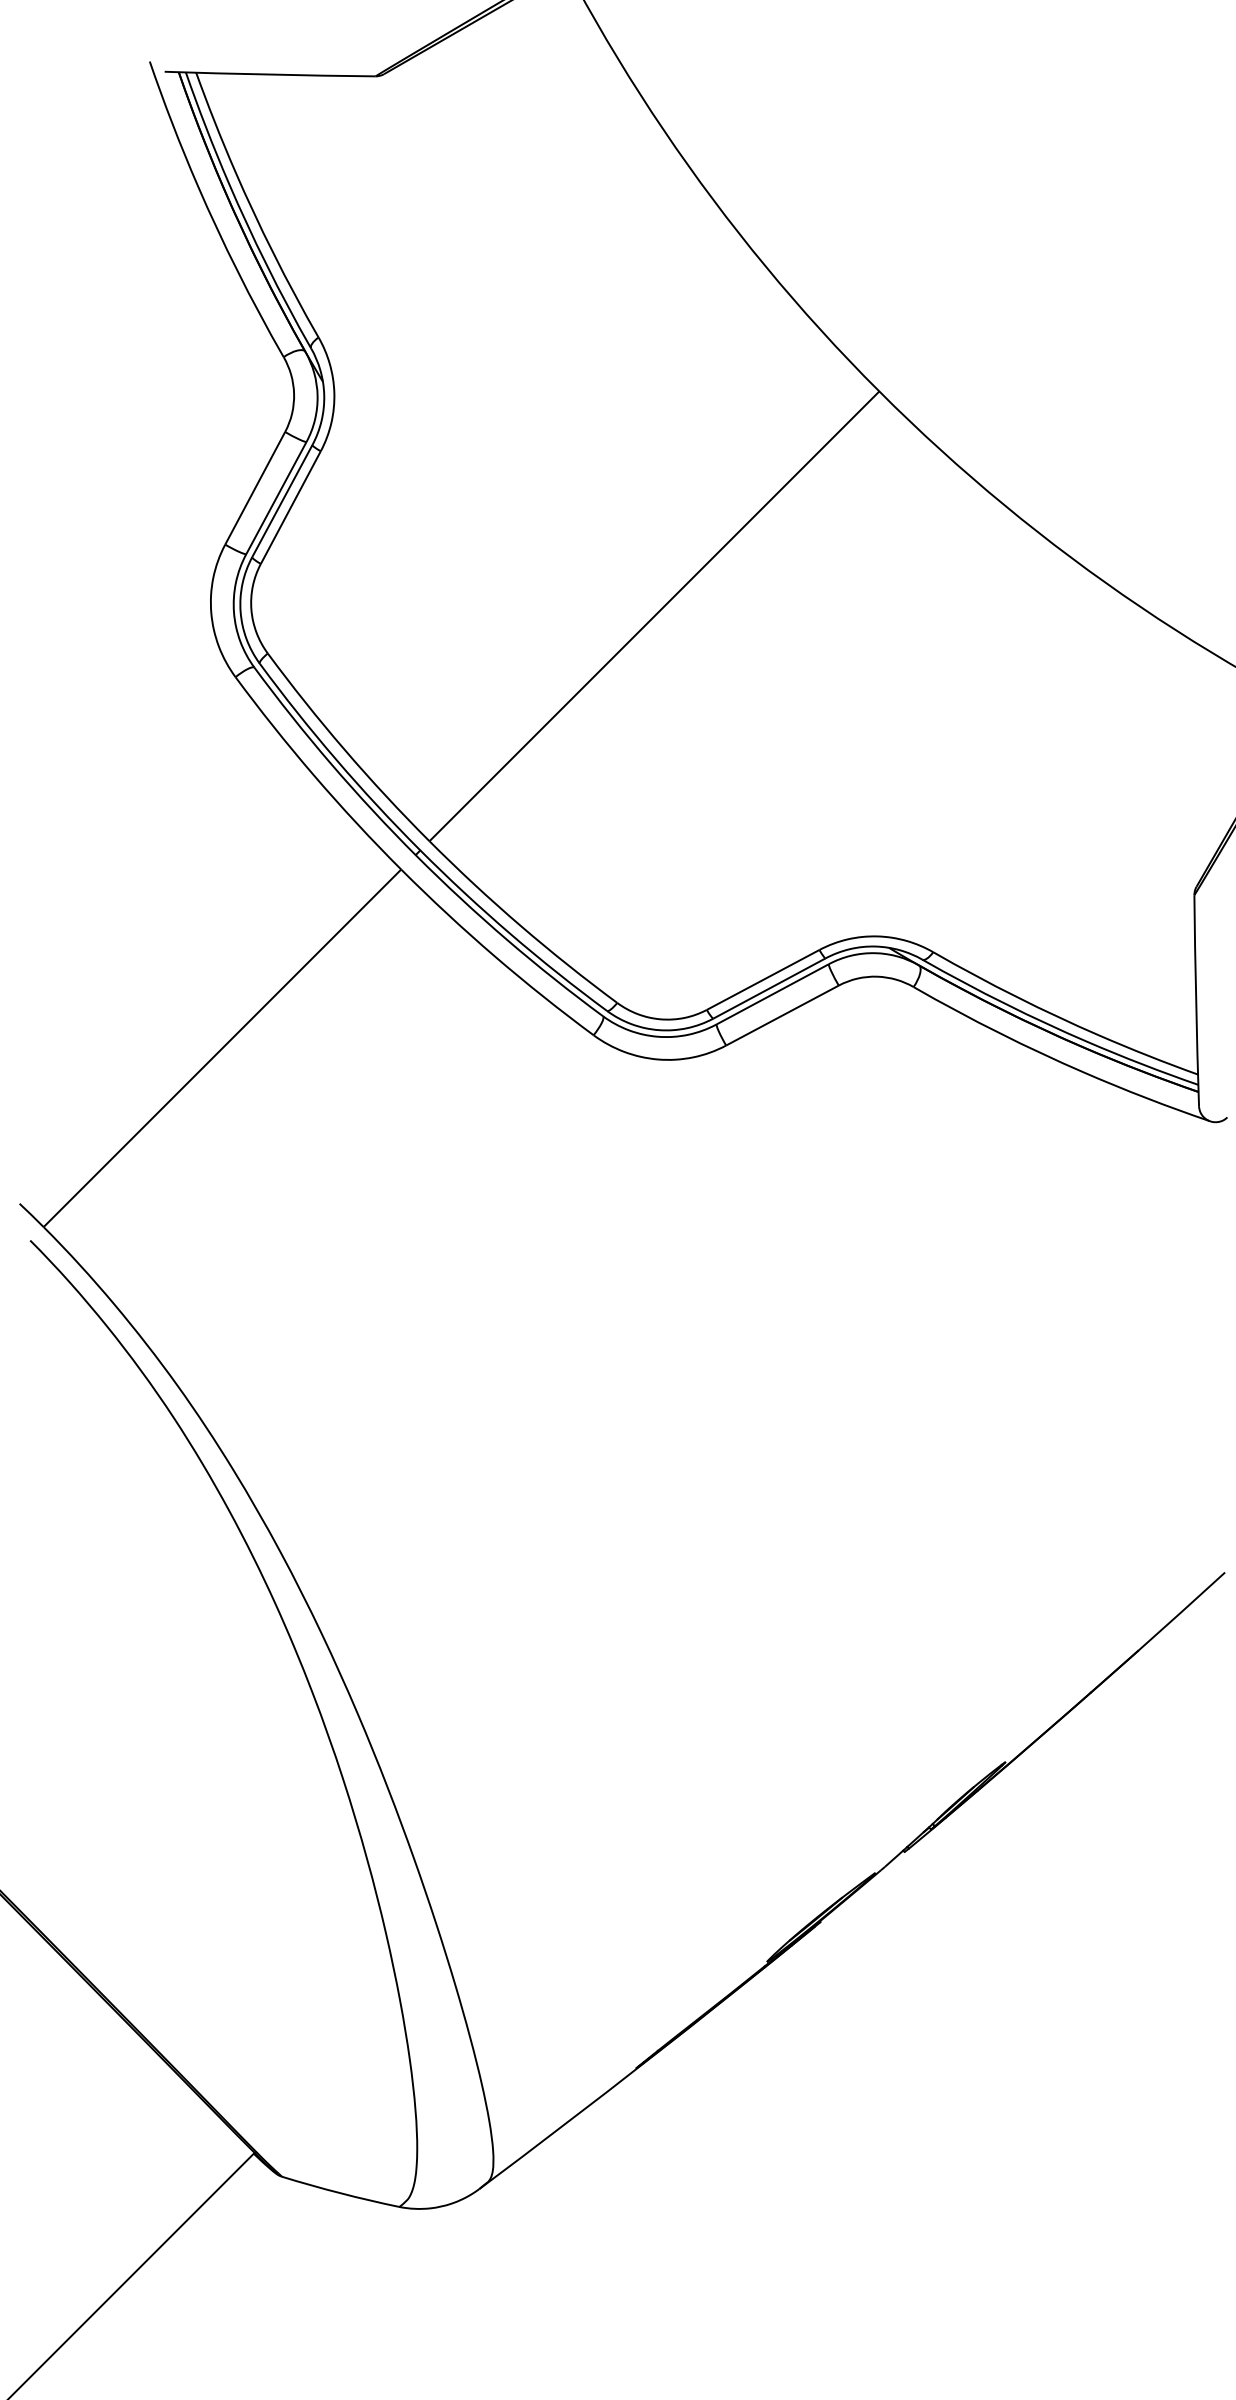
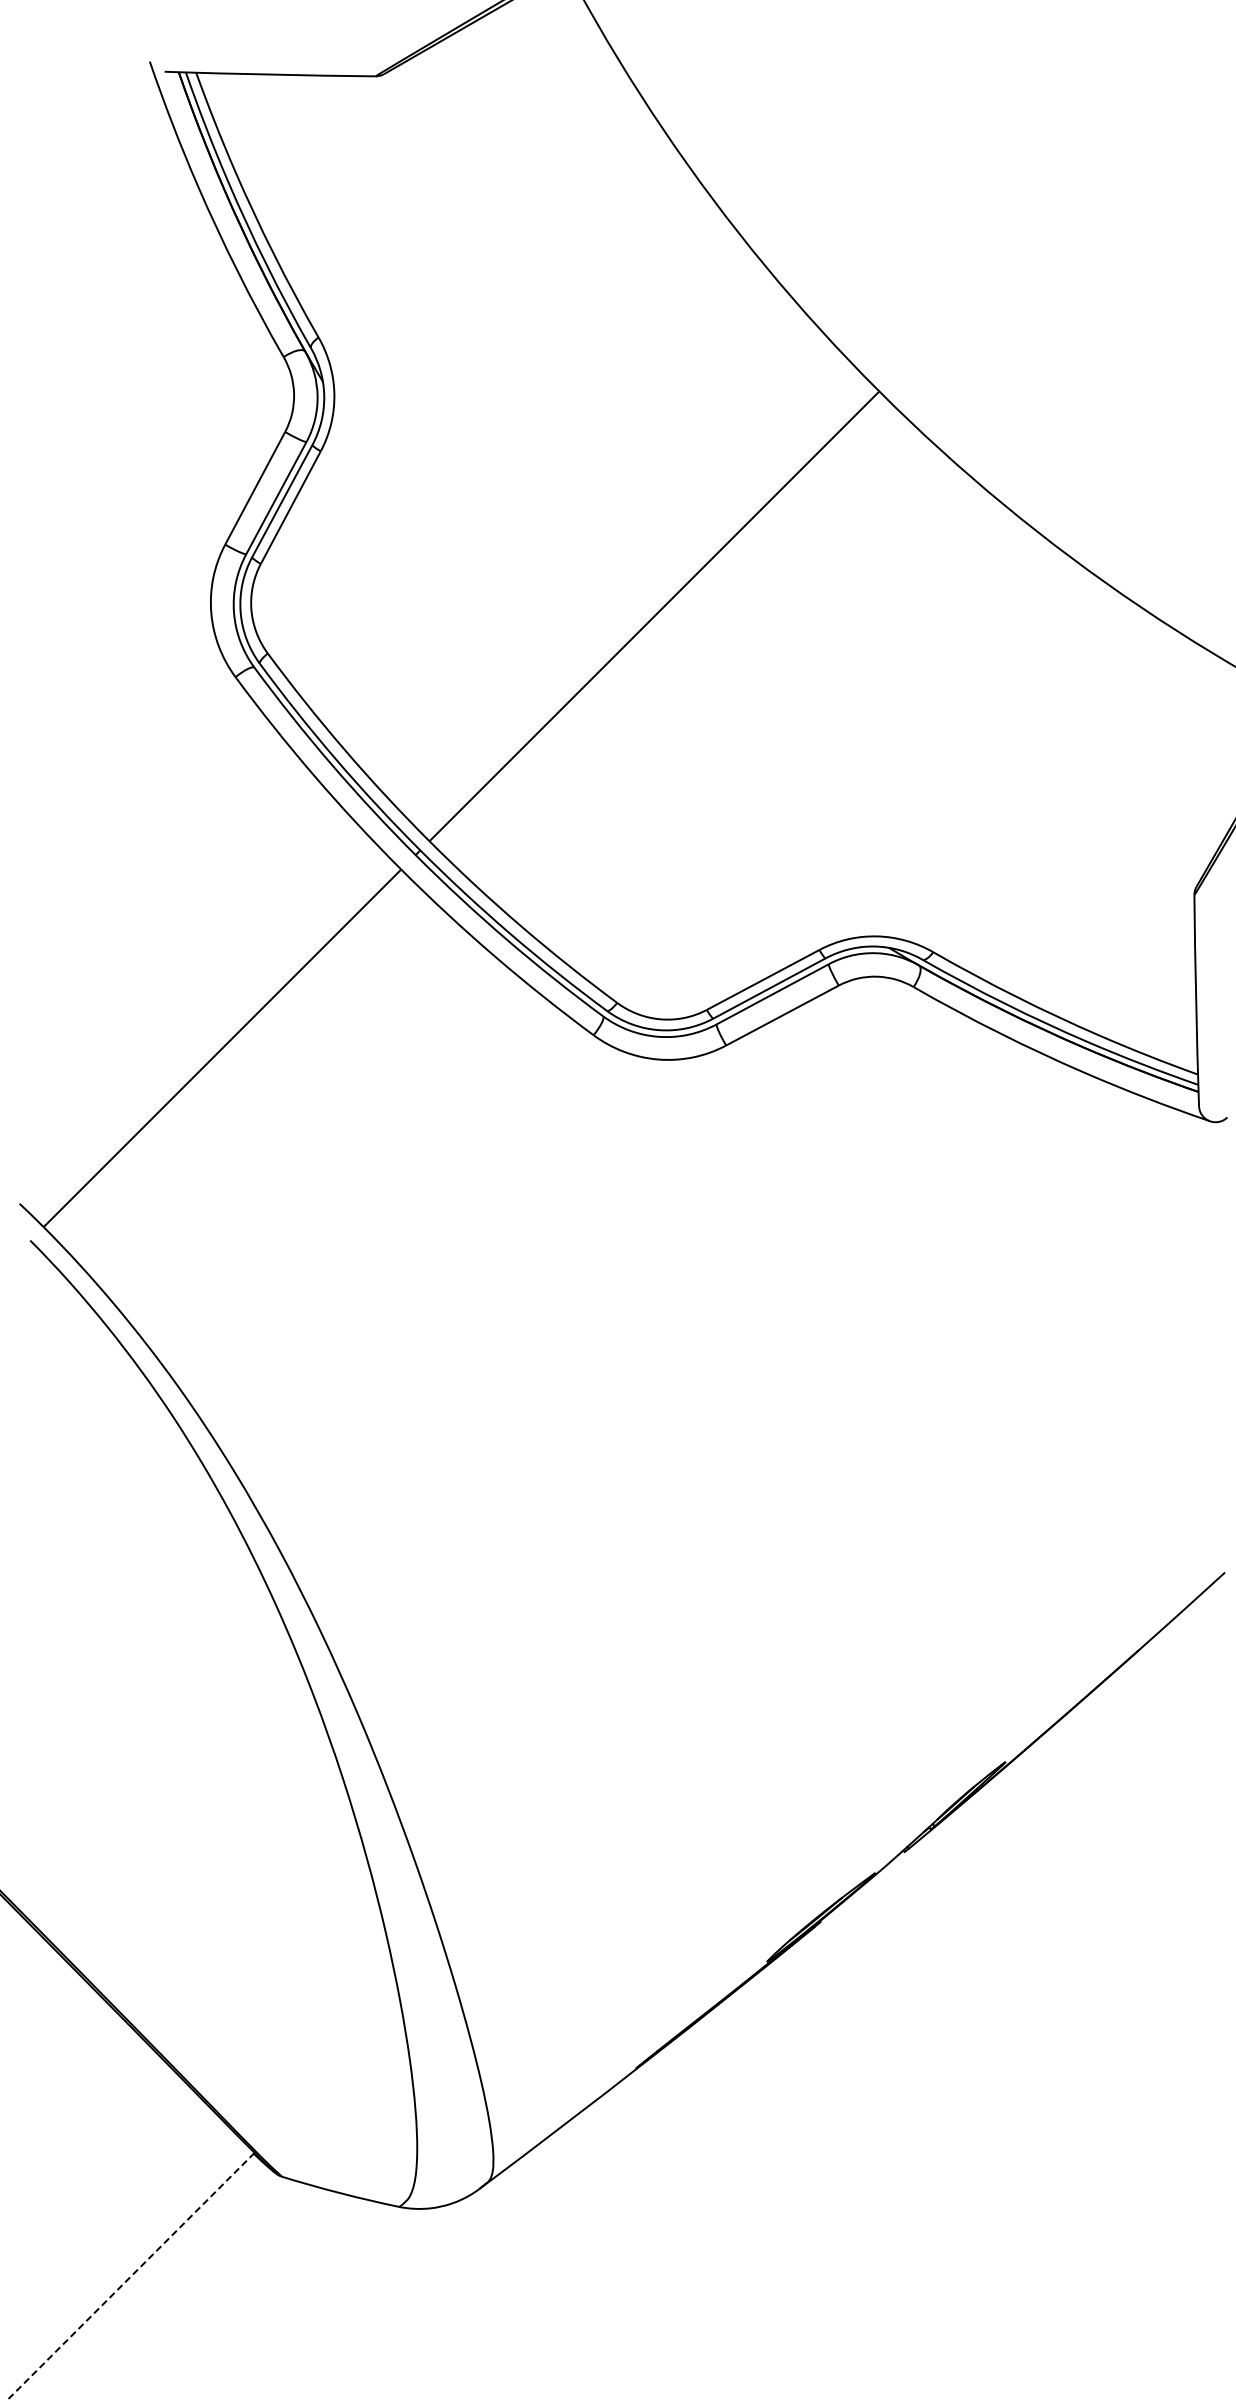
line: solid -> dashed (131, 2276)
